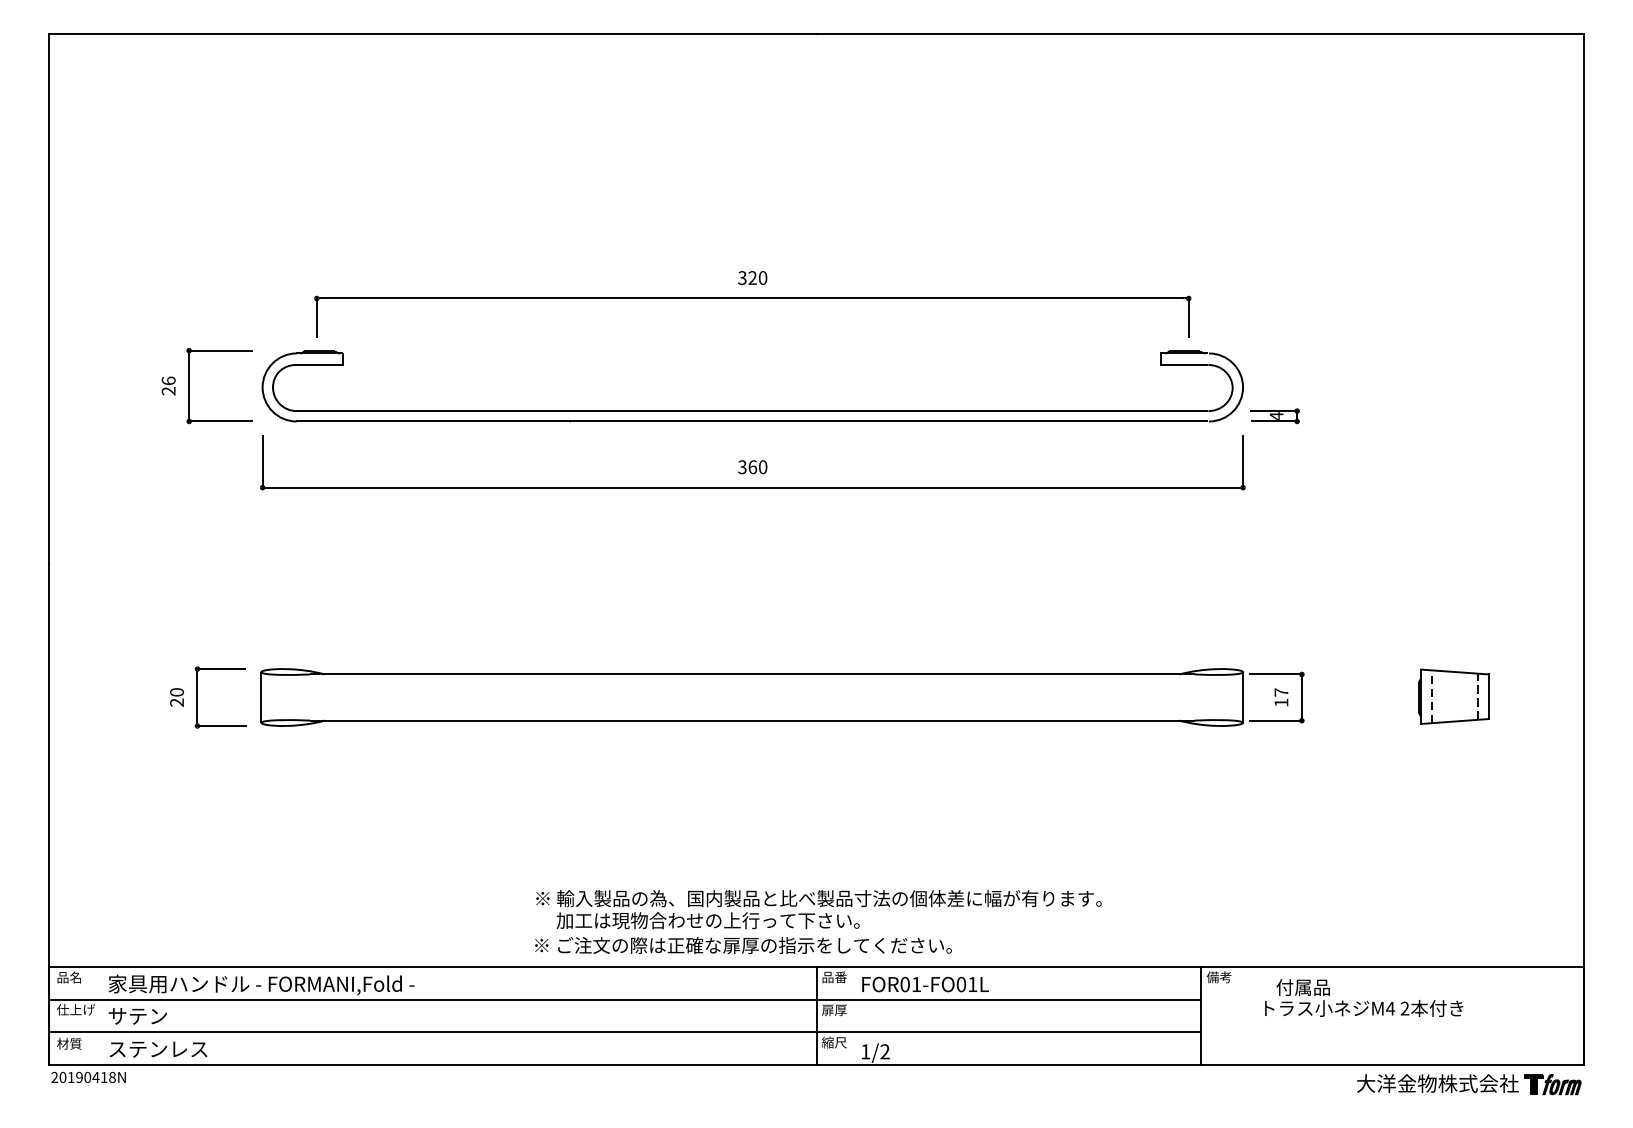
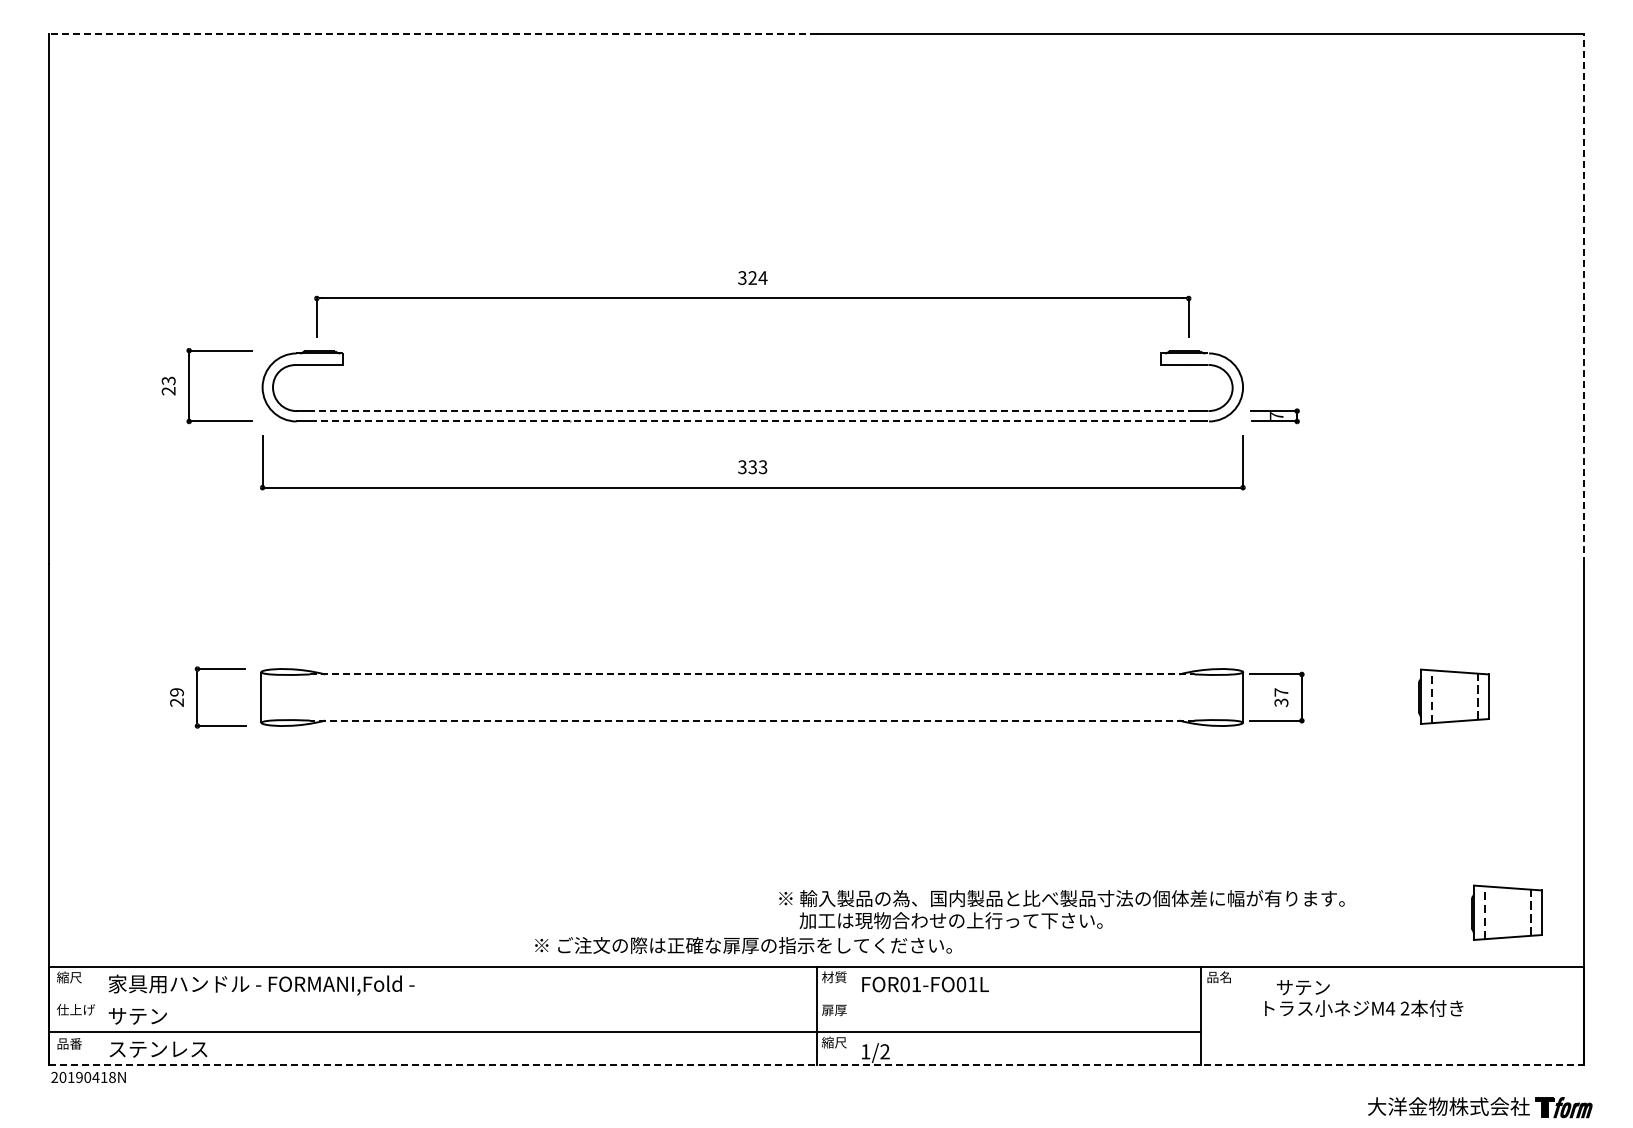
line: solid -> dashed (432, 33)
text: 320 -> 324 (762, 277)
line: solid -> dashed (1584, 298)
text: 26 -> 23 (168, 380)
line: solid -> dashed (751, 411)
text: 4 -> 7 (1276, 415)
line: solid -> dashed (752, 421)
text: 360 -> 333 (757, 467)
line: solid -> dashed (752, 674)
text: 20 -> 29 (176, 692)
text: 17 -> 37 (1281, 702)
line: solid -> dashed (751, 720)
text position: (818, 909) -> (1061, 909) (1061, 909)
part: none -> present (1506, 912)
text: 品名 -> 縮尺 (69, 977)
text: 品番 -> 材質 (834, 977)
text: 備考 -> 品名 (1218, 977)
text: 付属品 -> サテン (1302, 987)
line: present -> none (624, 999)
text: 材質 -> 品番 (69, 1043)
line: solid -> dashed (816, 1064)
part position: (1469, 1084) -> (1480, 1107) (1480, 1107)
